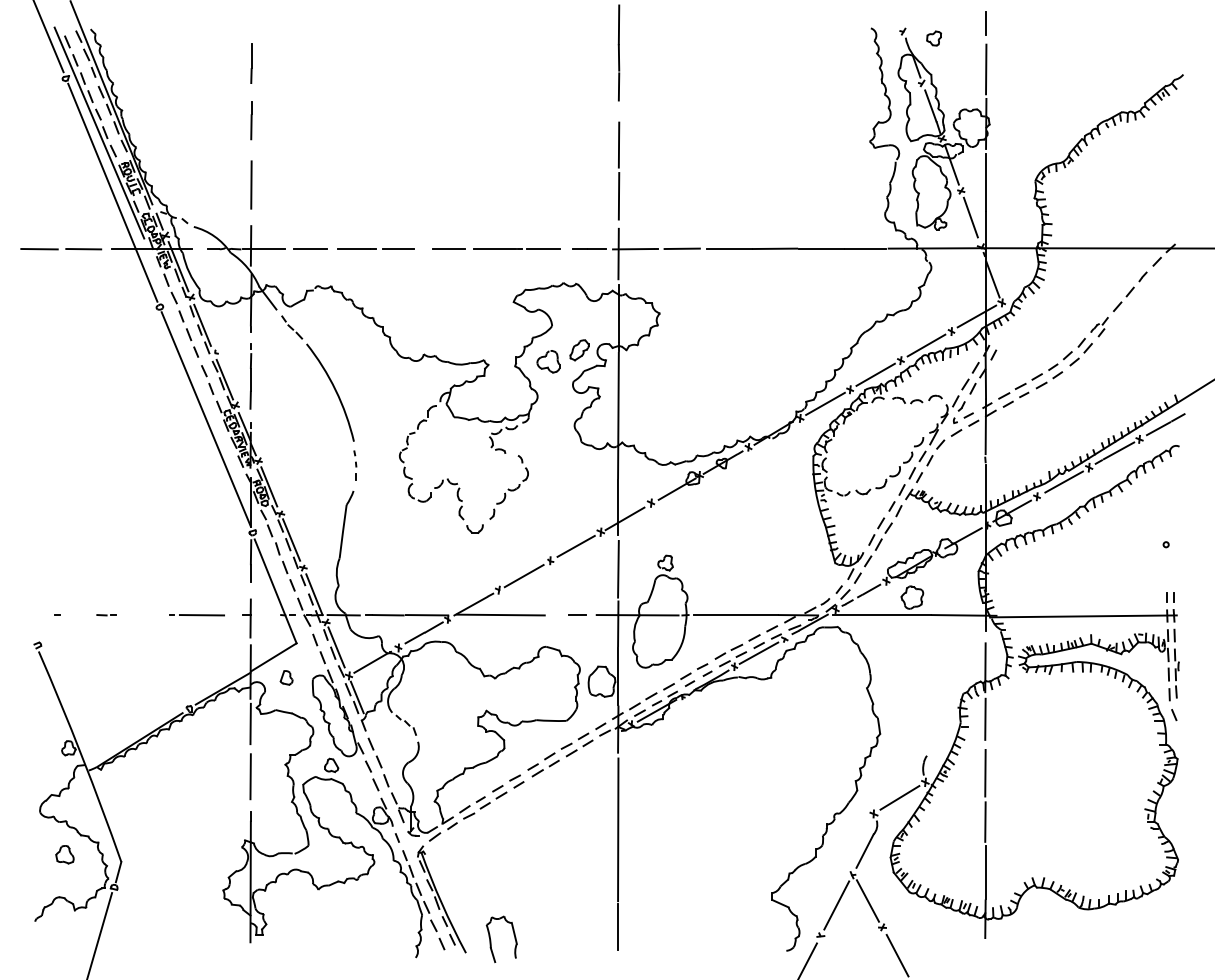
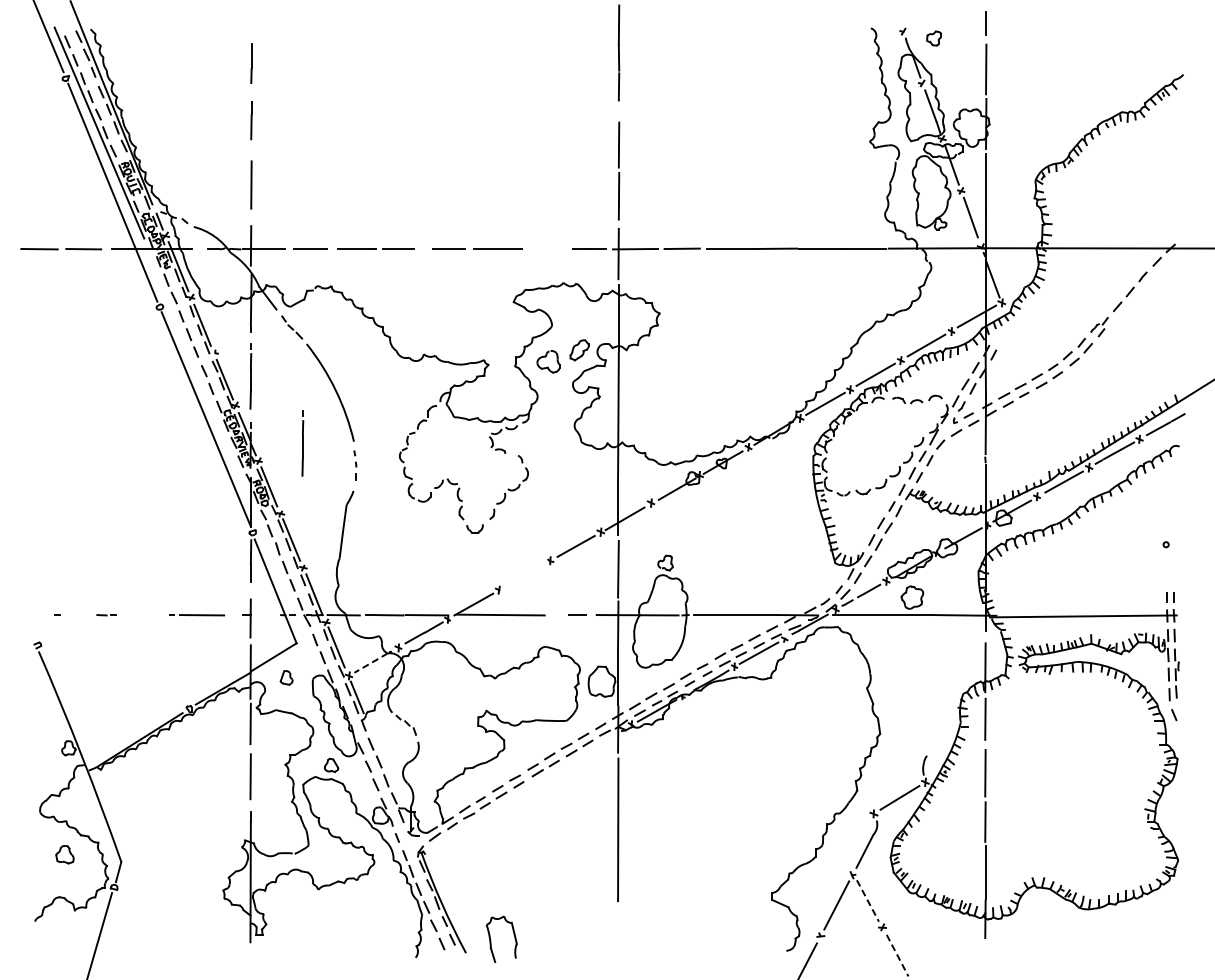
line: present -> none (542, 249)
line: none -> present (302, 443)
line: present -> none (523, 576)
line: solid -> dashed (370, 663)
line: solid -> dashed (867, 901)
line: present -> none (618, 926)
line: solid -> dashed (897, 956)
